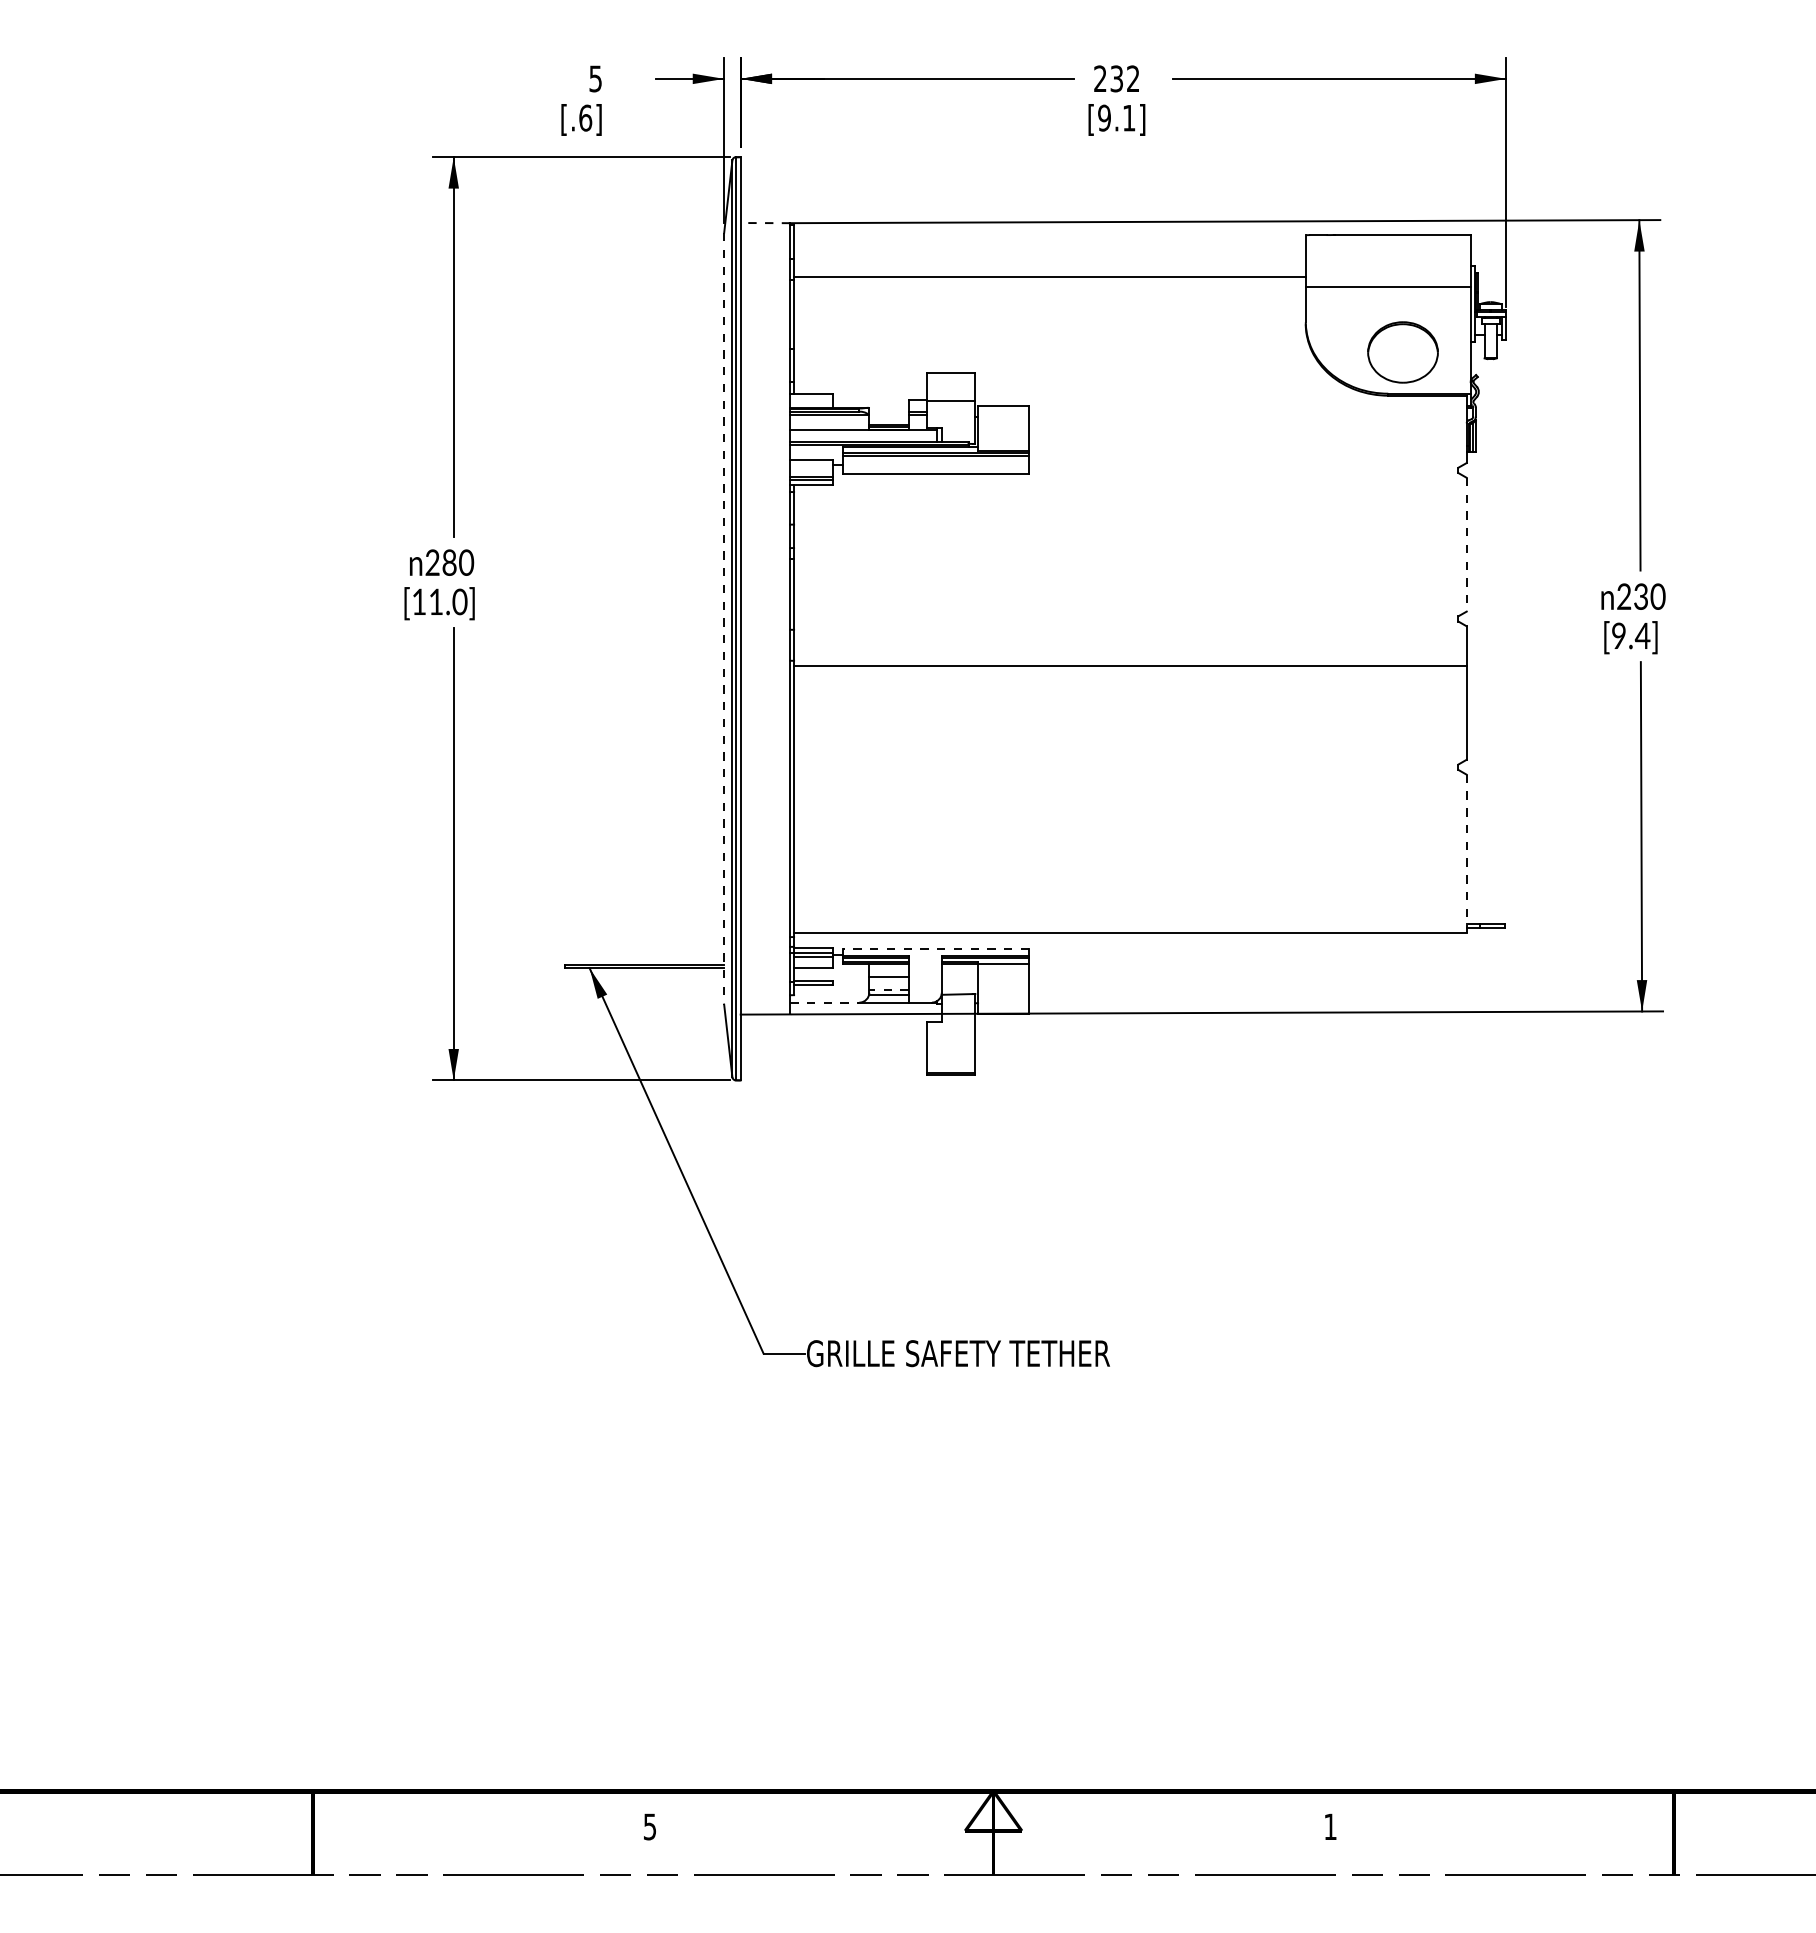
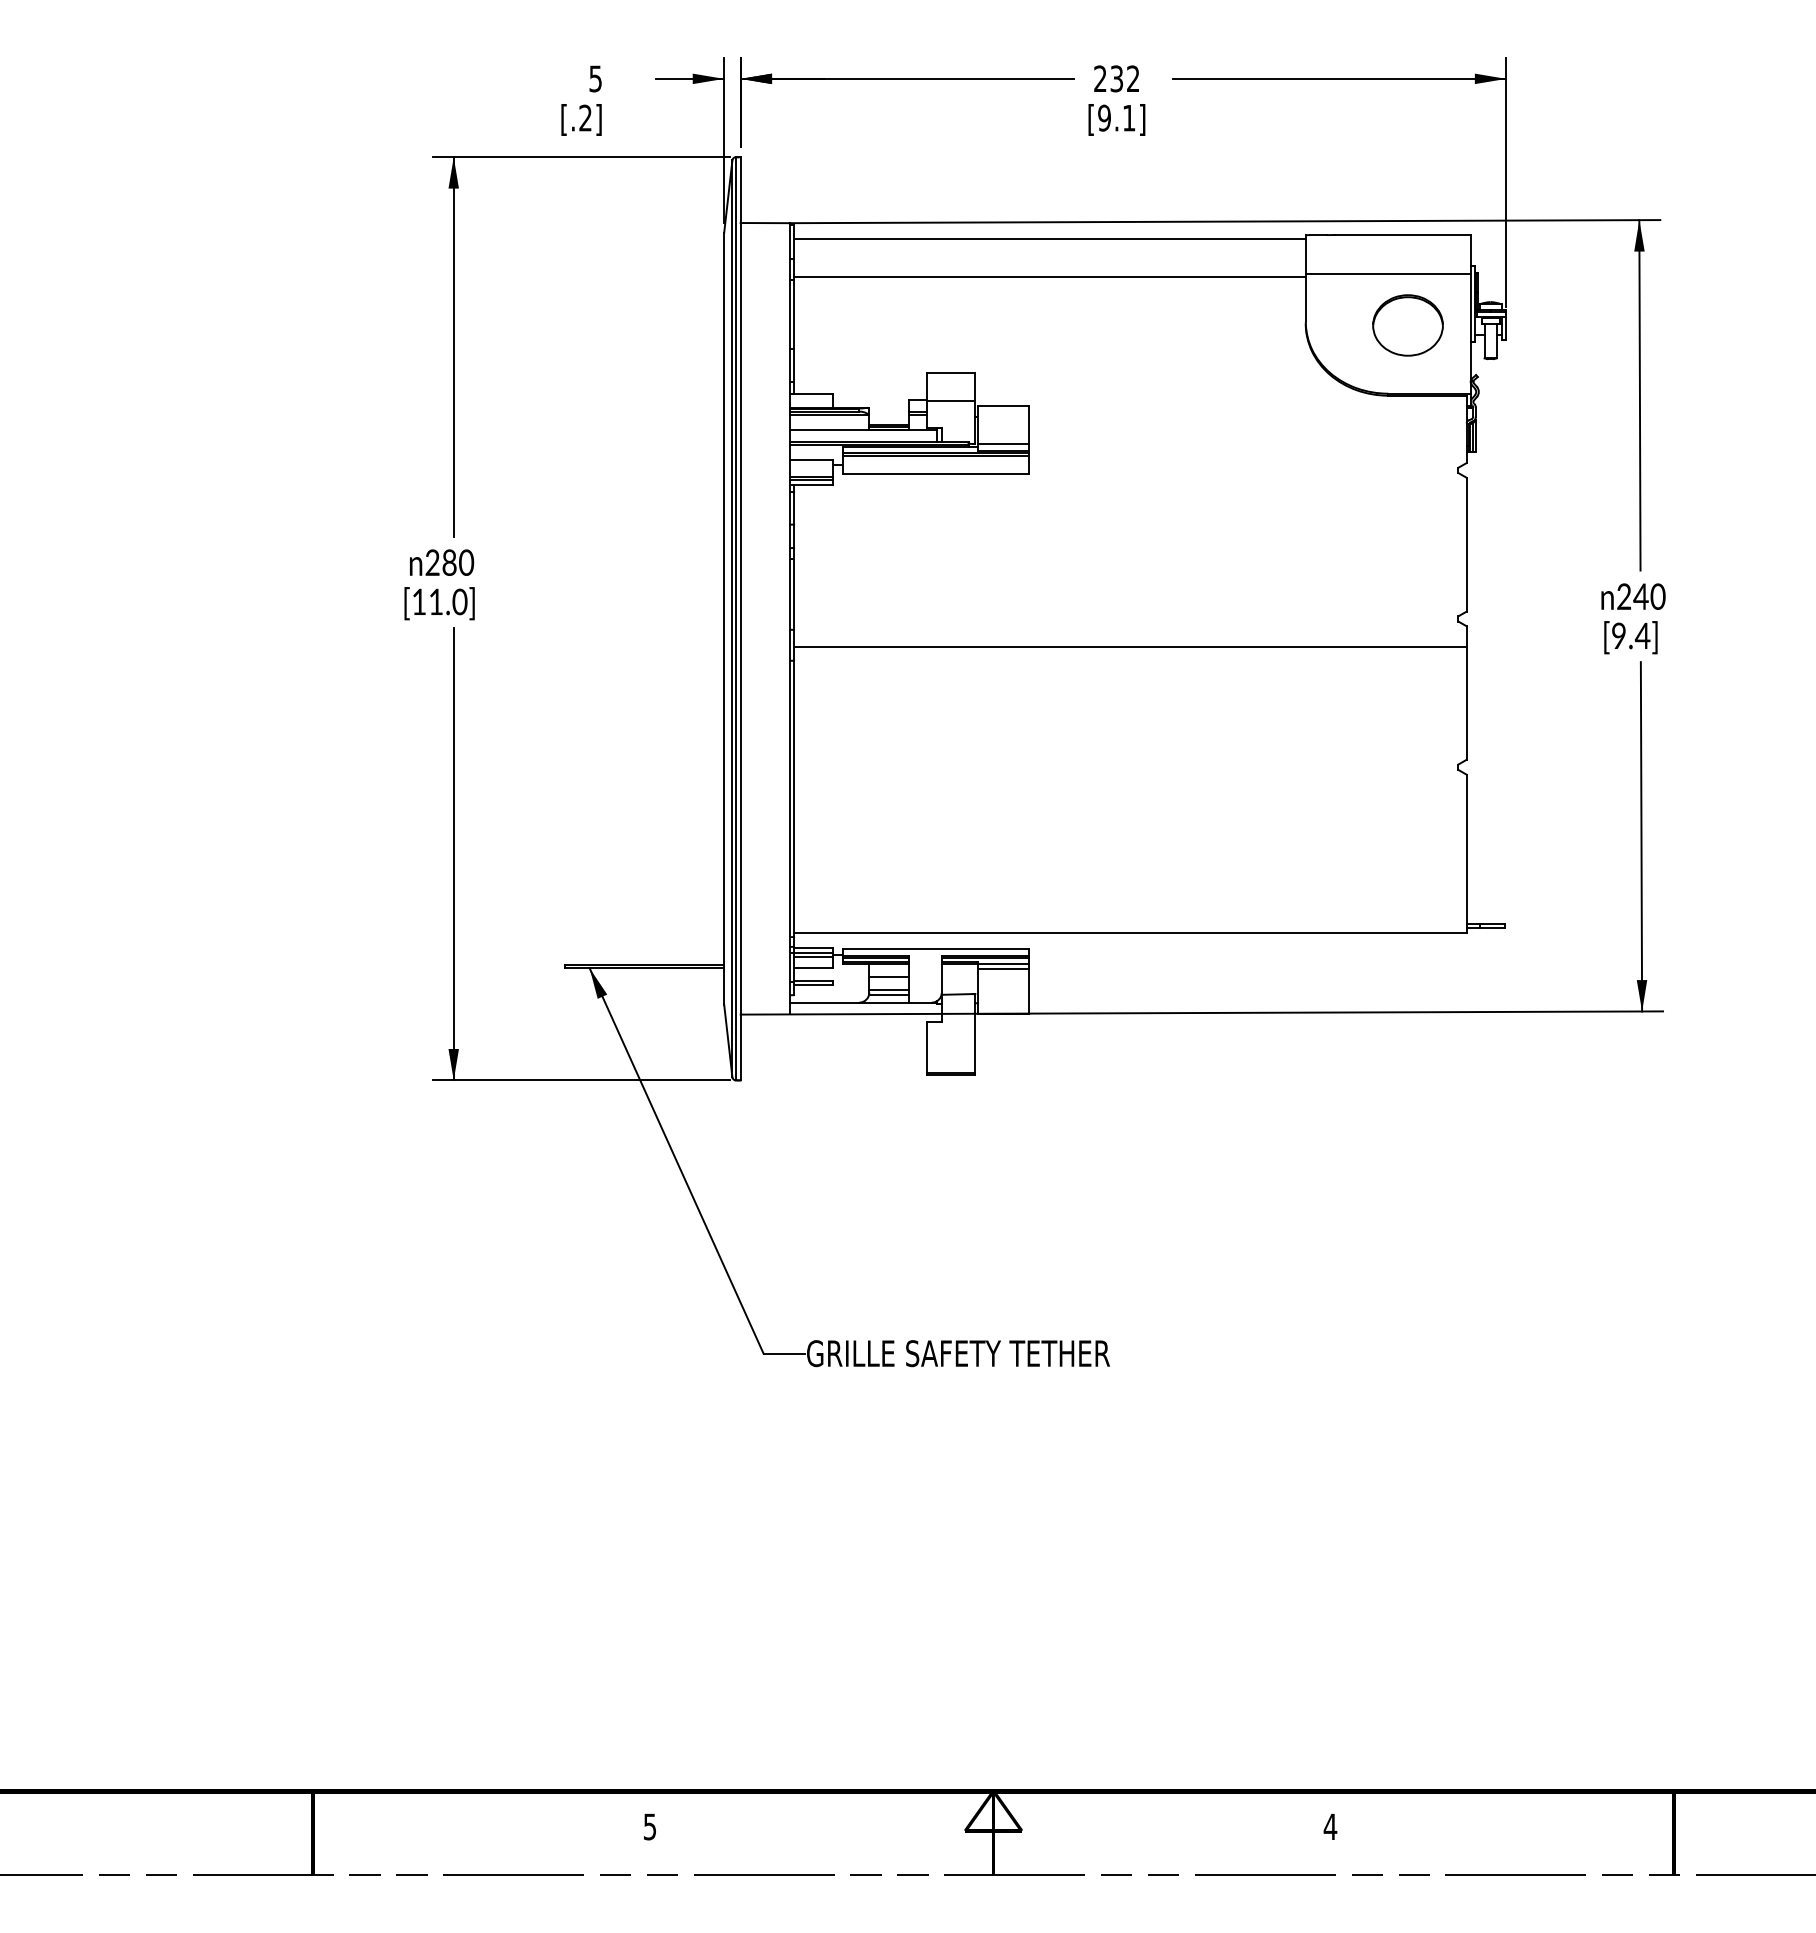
text: [.6] -> [.2] (585, 117)
line: dashed -> solid (765, 223)
line: none -> present (1049, 239)
line position: (1387, 286) -> (1387, 273) (1387, 273)
part position: (1402, 352) -> (1407, 325) (1407, 325)
line: none -> present (1003, 443)
line: dashed -> solid (1466, 544)
text: 230 -> 240 (1640, 596)
line: dashed -> solid (724, 618)
line position: (1130, 666) -> (1130, 647) (1130, 647)
line: dashed -> solid (1466, 853)
line: dashed -> solid (935, 948)
line: none -> present (1003, 968)
line: dashed -> solid (889, 989)
line: dashed -> solid (824, 1002)
text: 1 -> 4 (1330, 1826)
